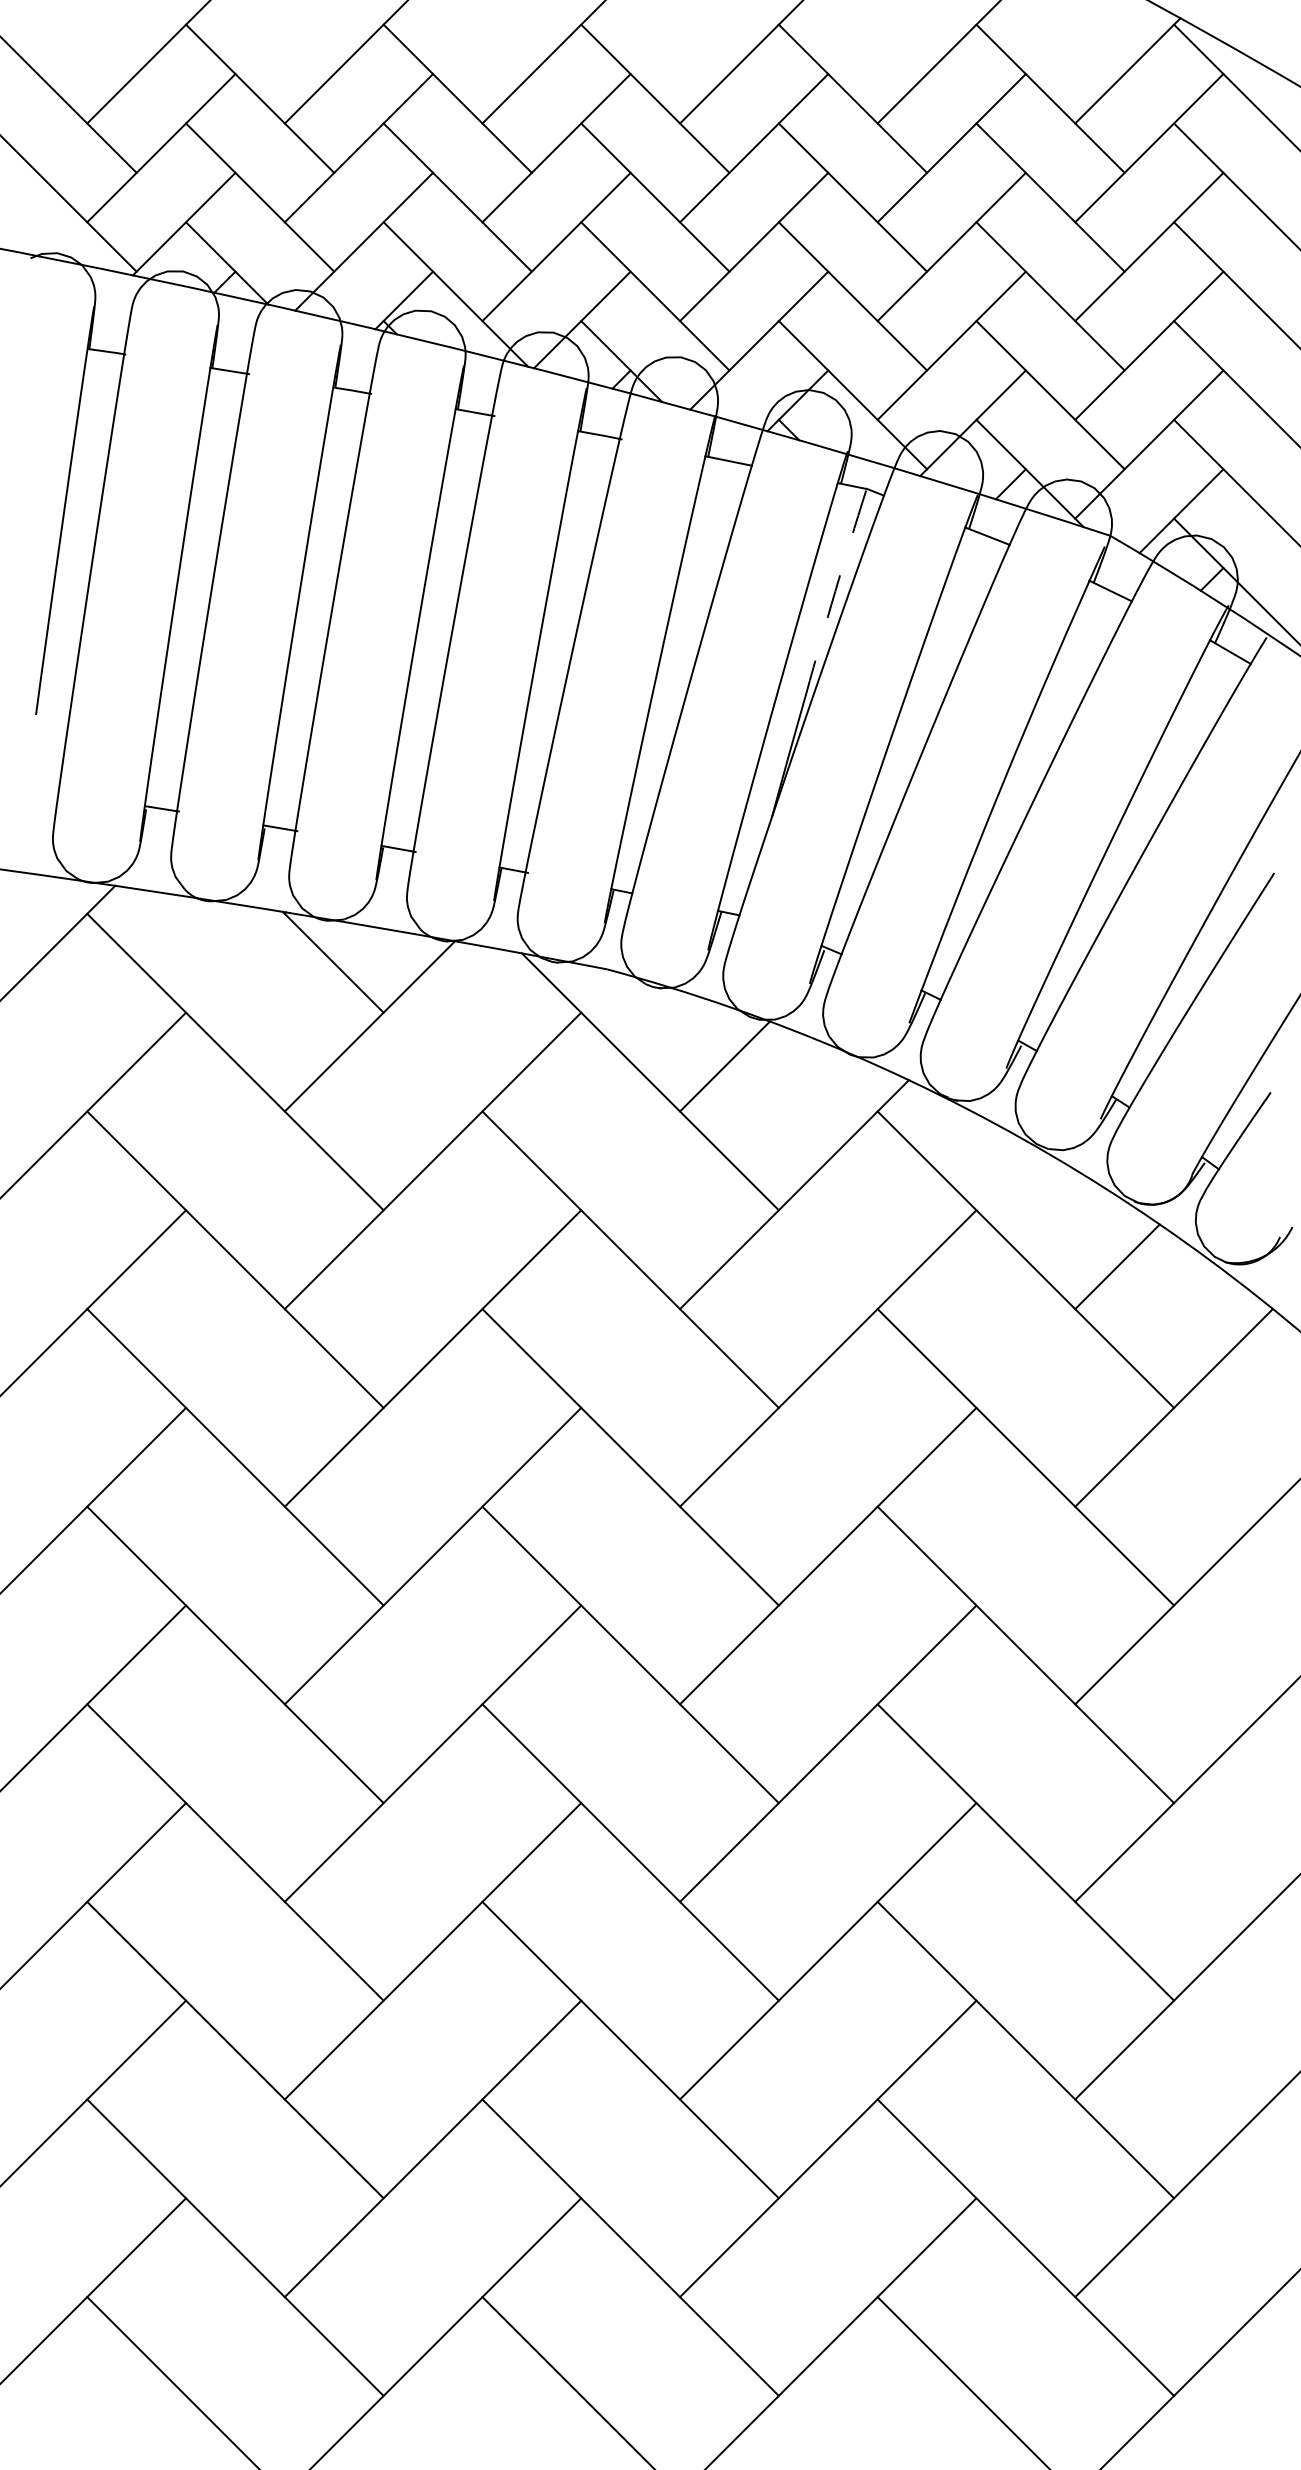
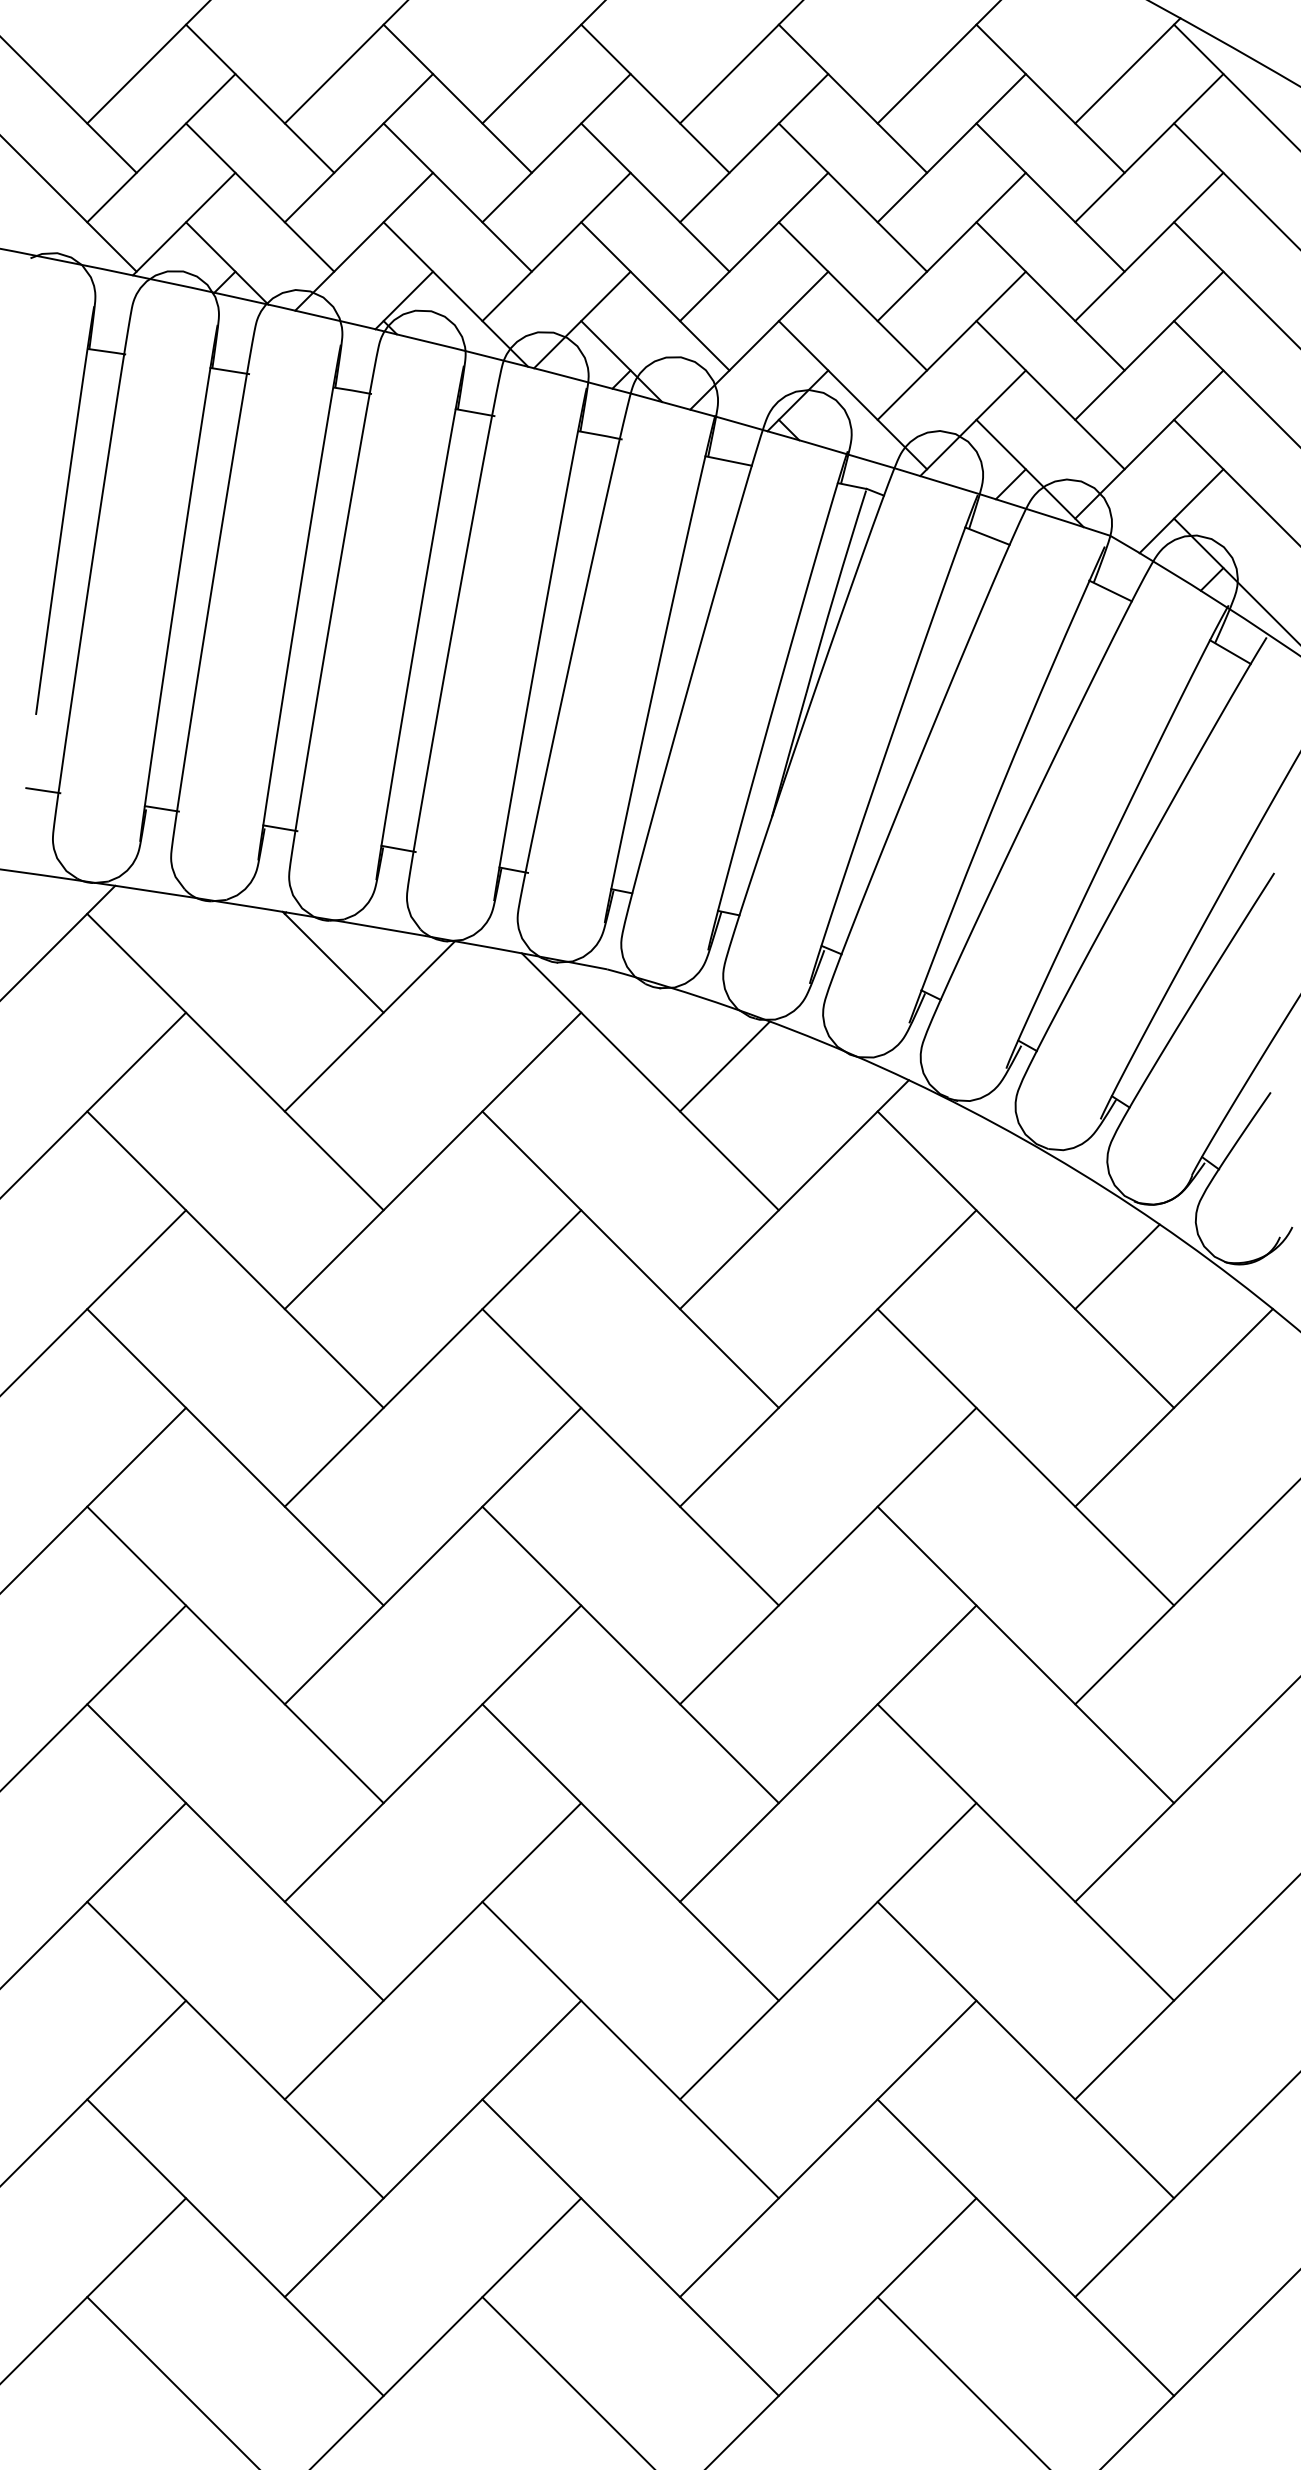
arc: dashed -> solid (835, 591)
line: none -> present (43, 790)
